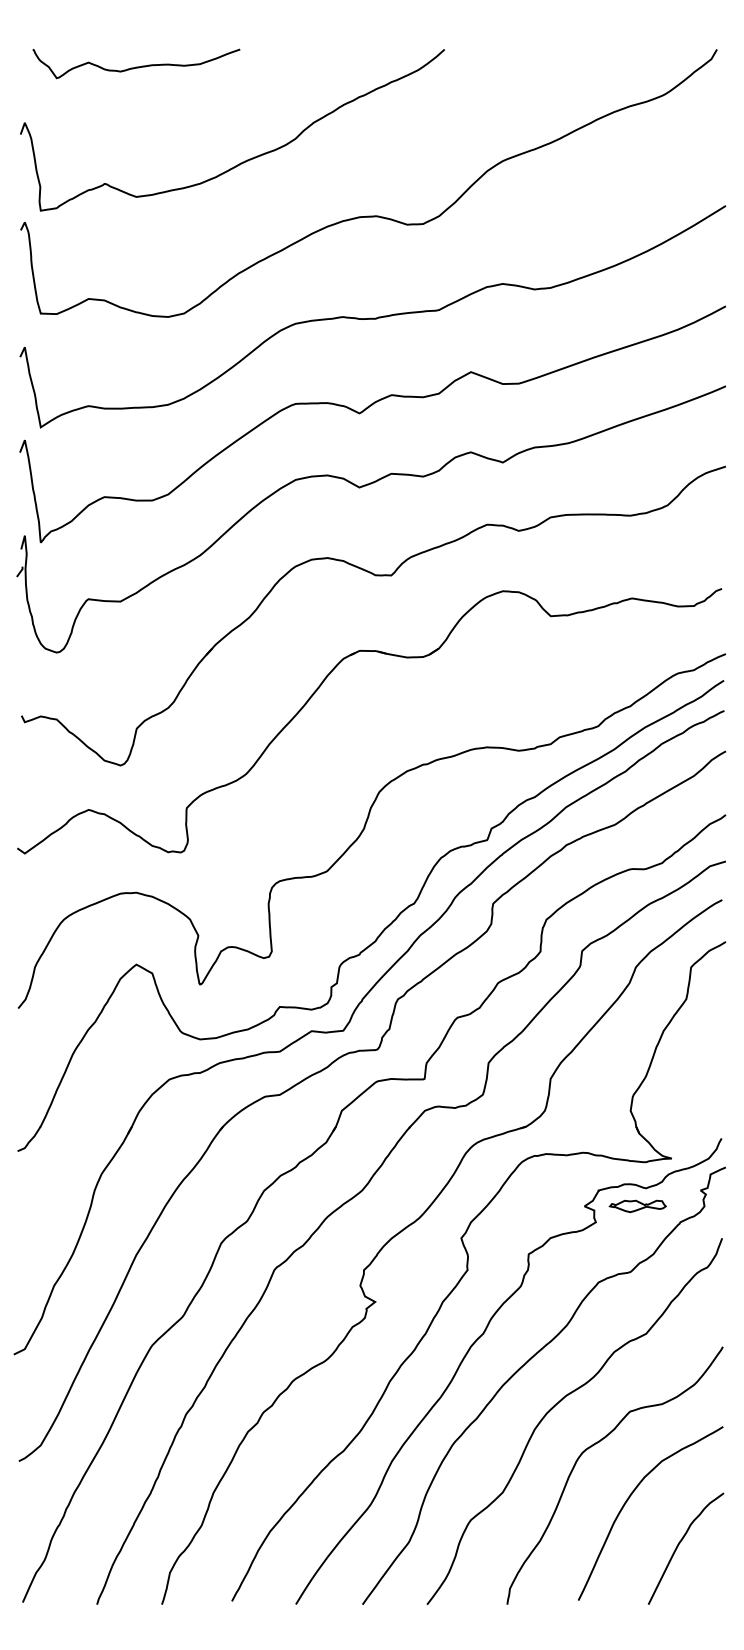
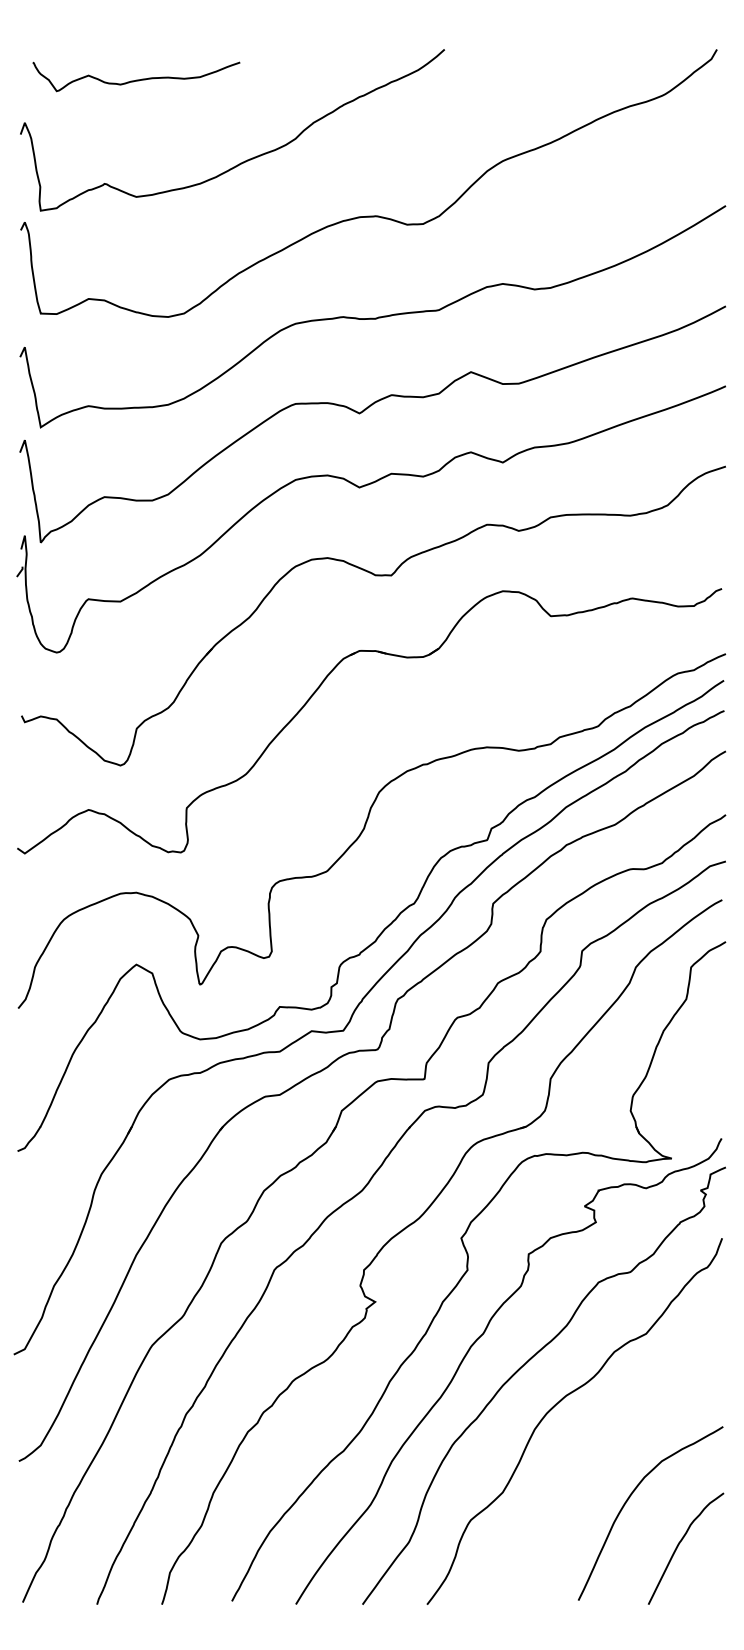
curve position: (136, 66) -> (136, 79) (136, 79)
part: present -> none (637, 1206)
curve: present -> none (596, 1444)
